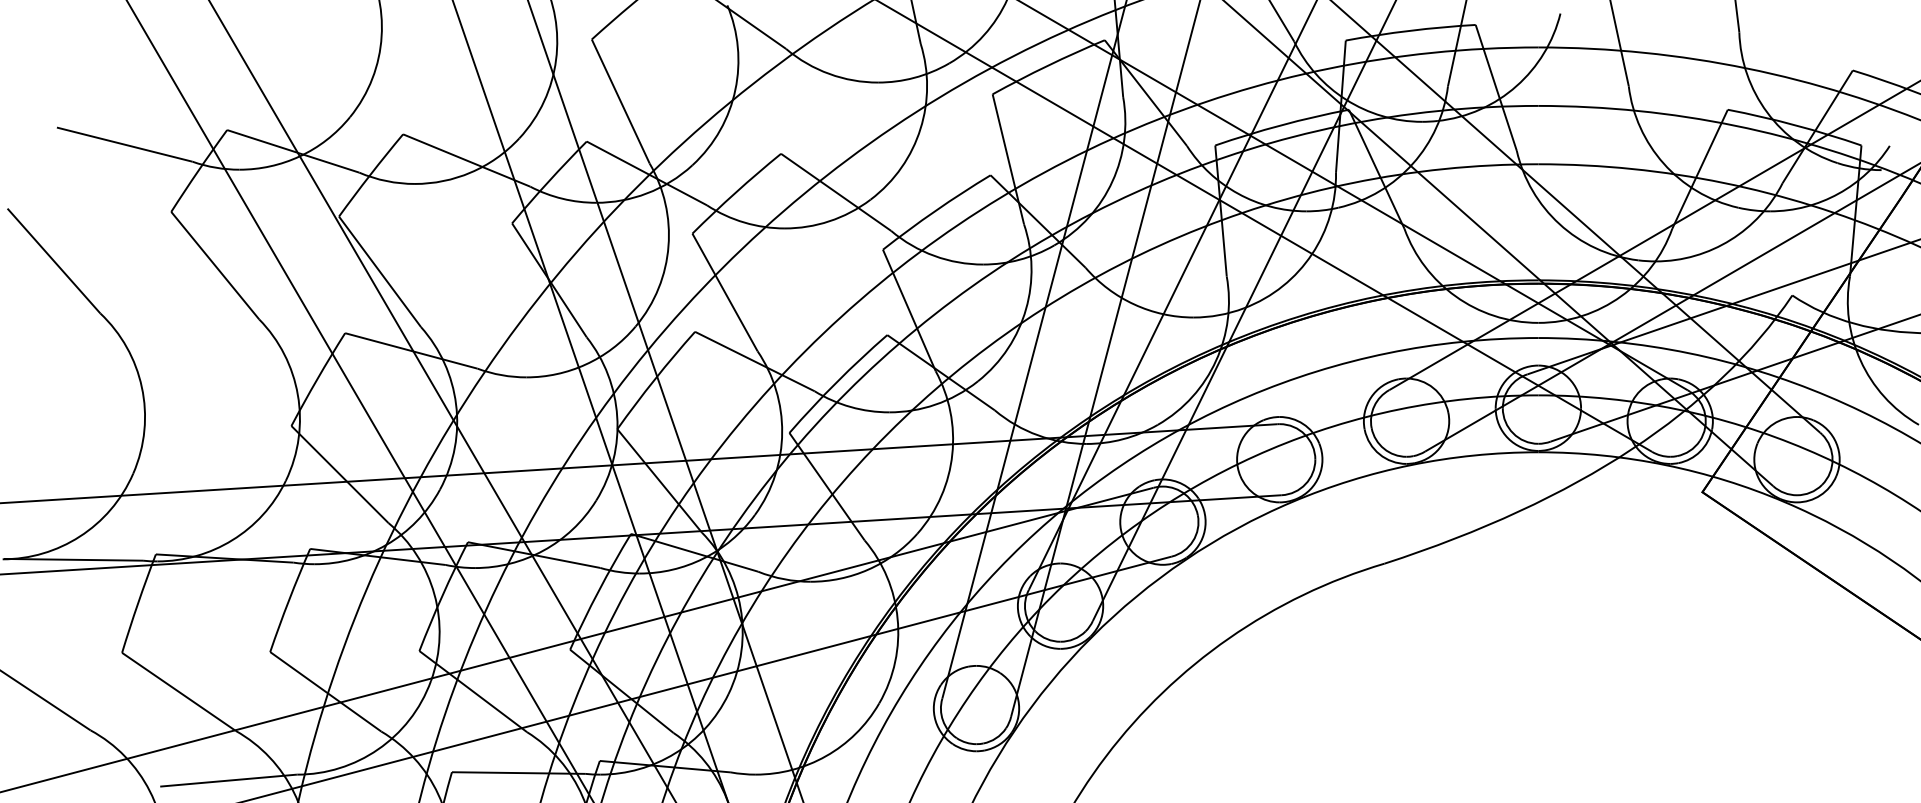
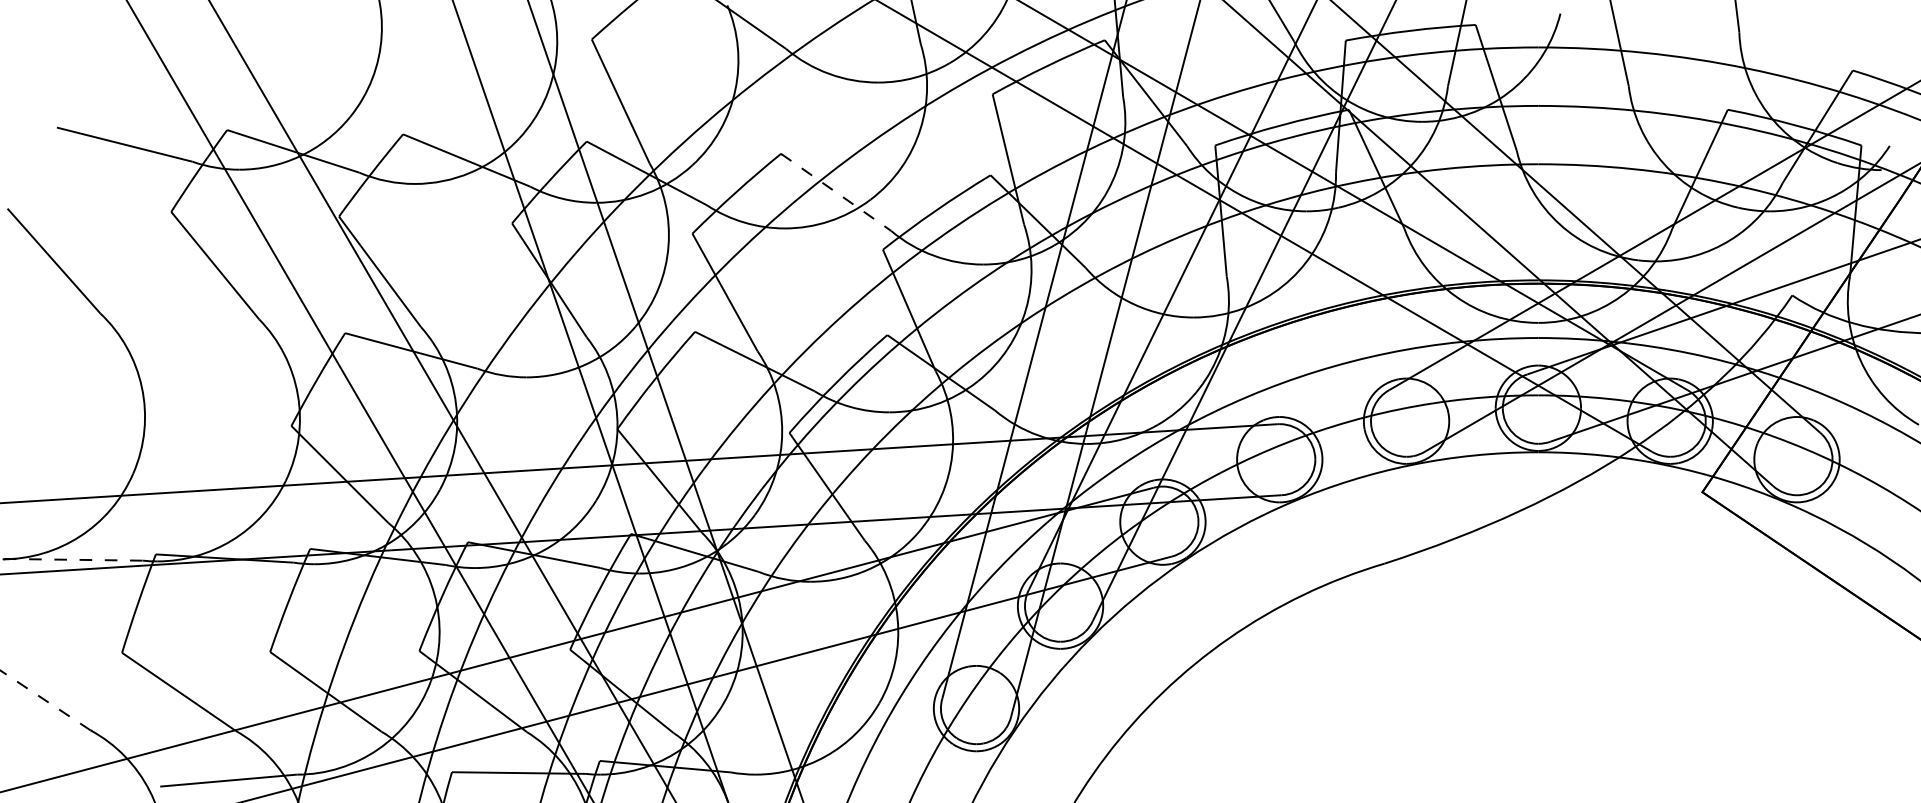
line: solid -> dashed (835, 192)
line: solid -> dashed (73, 559)
line: solid -> dashed (45, 700)
